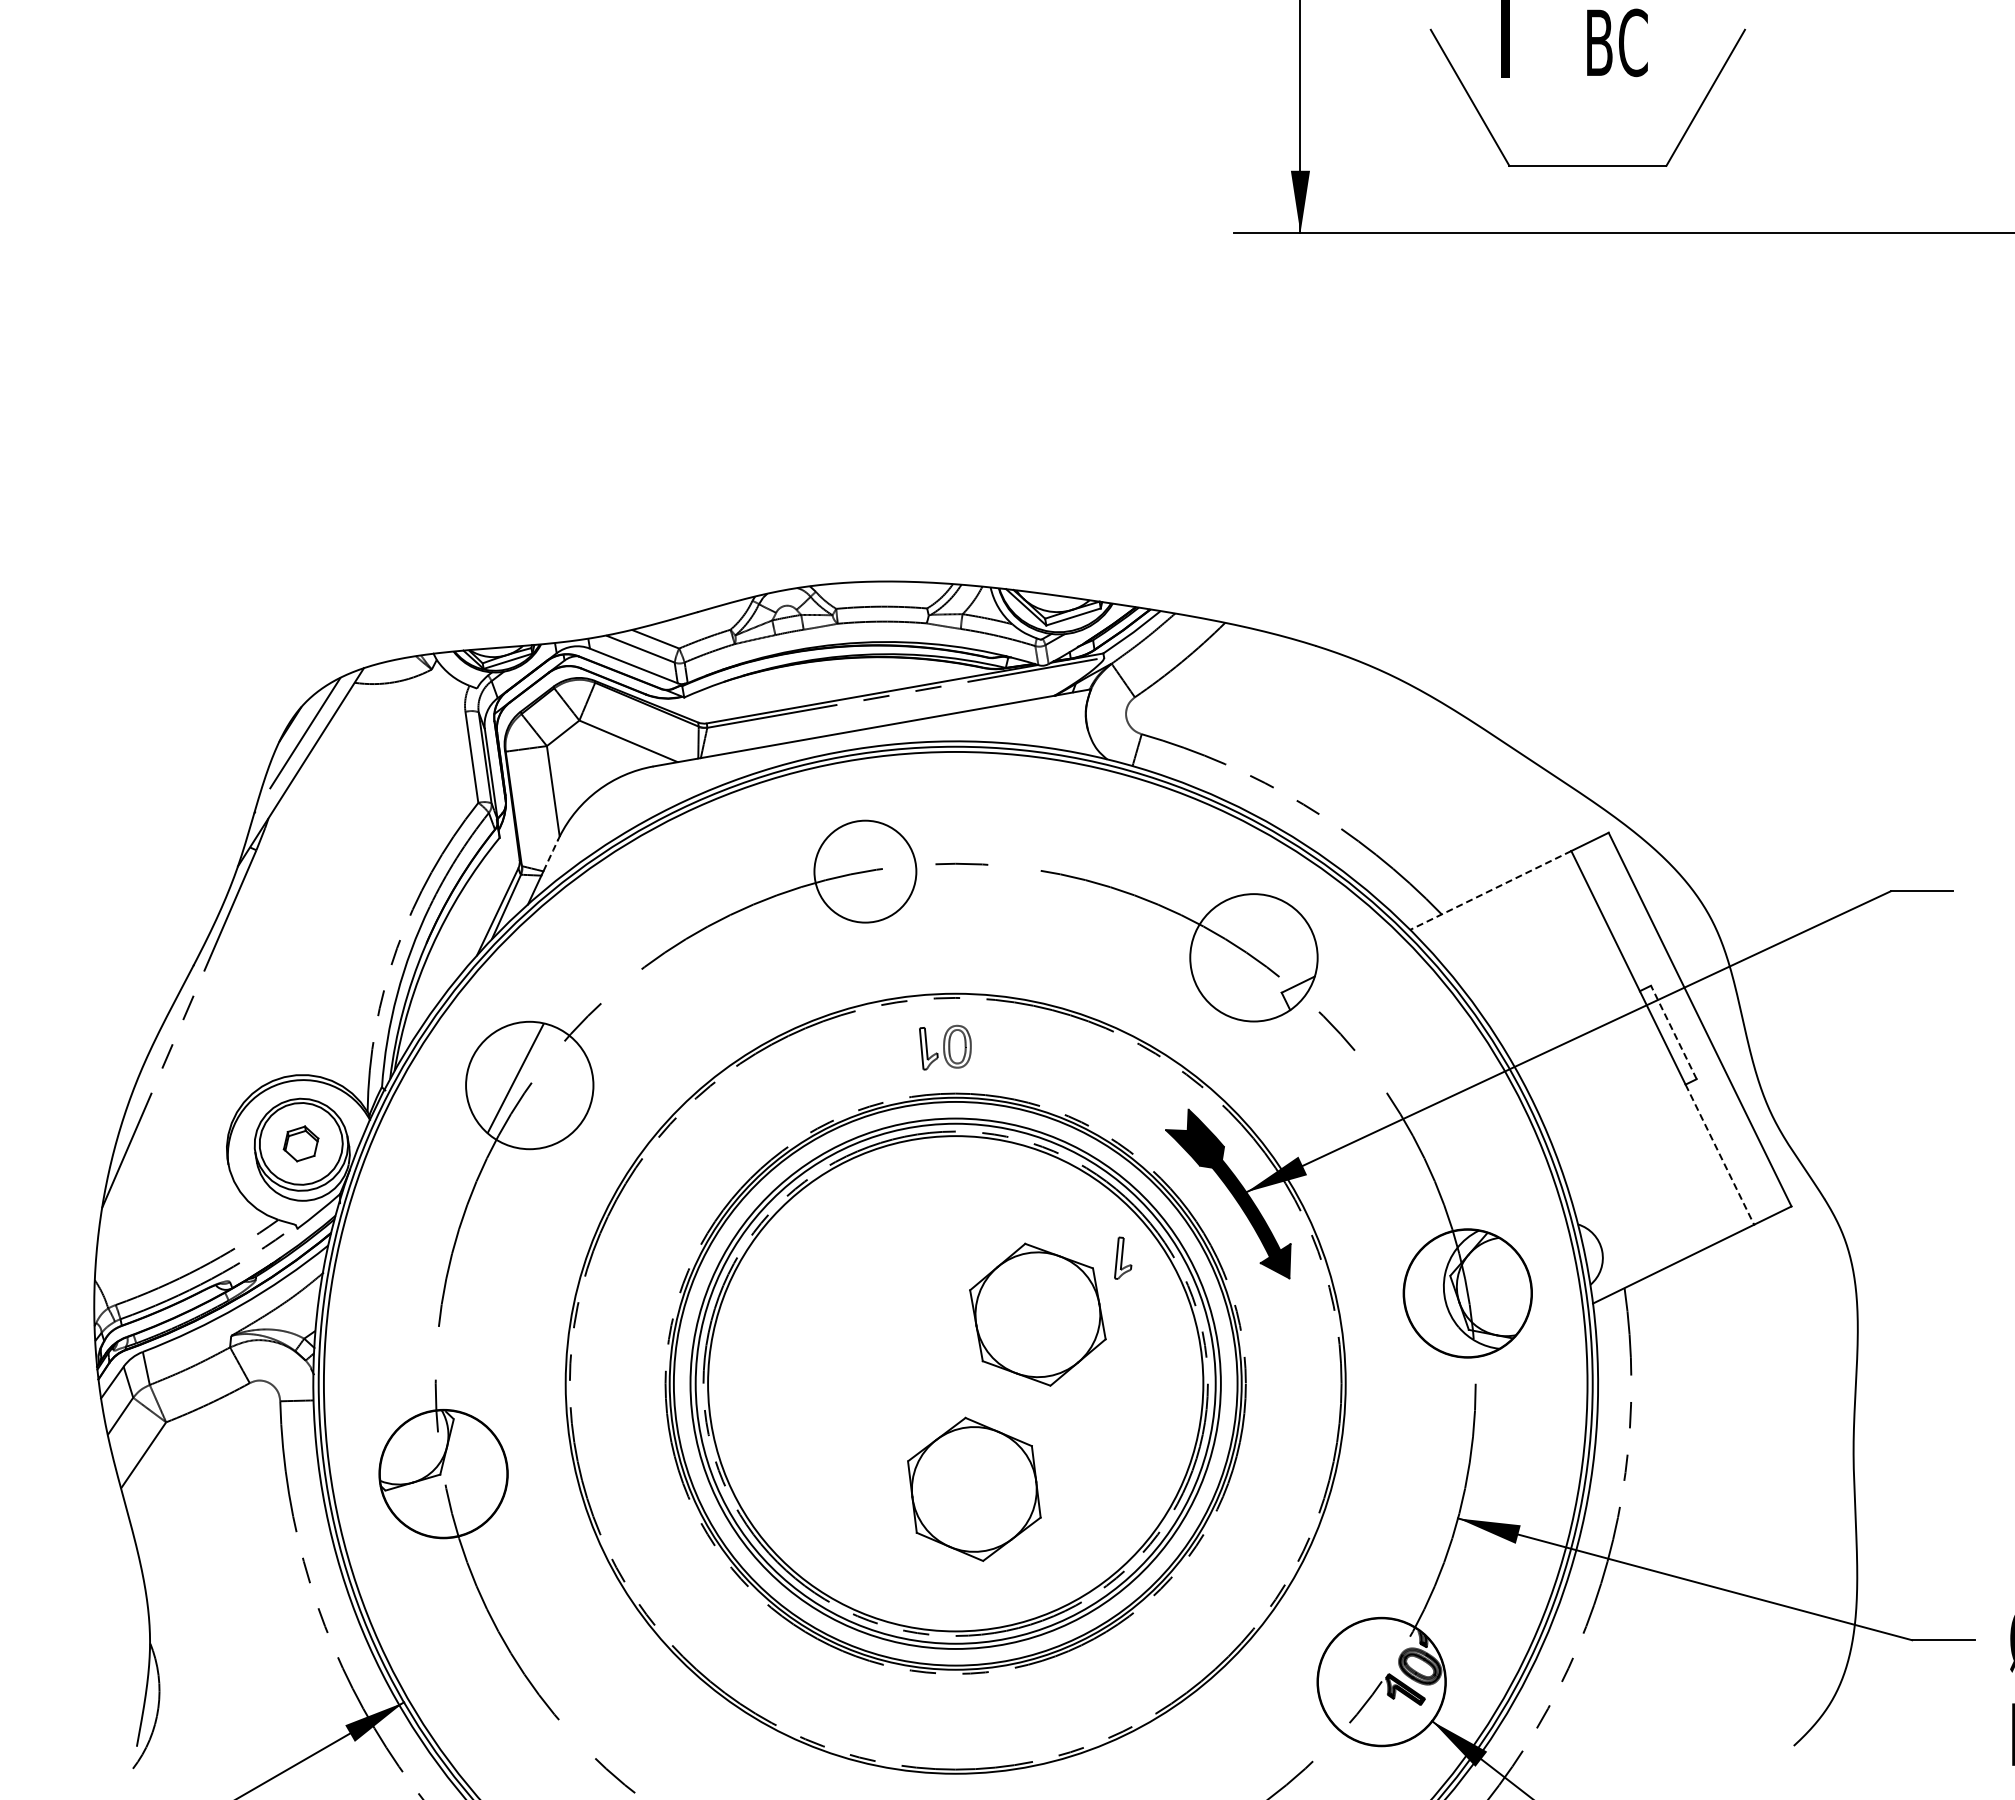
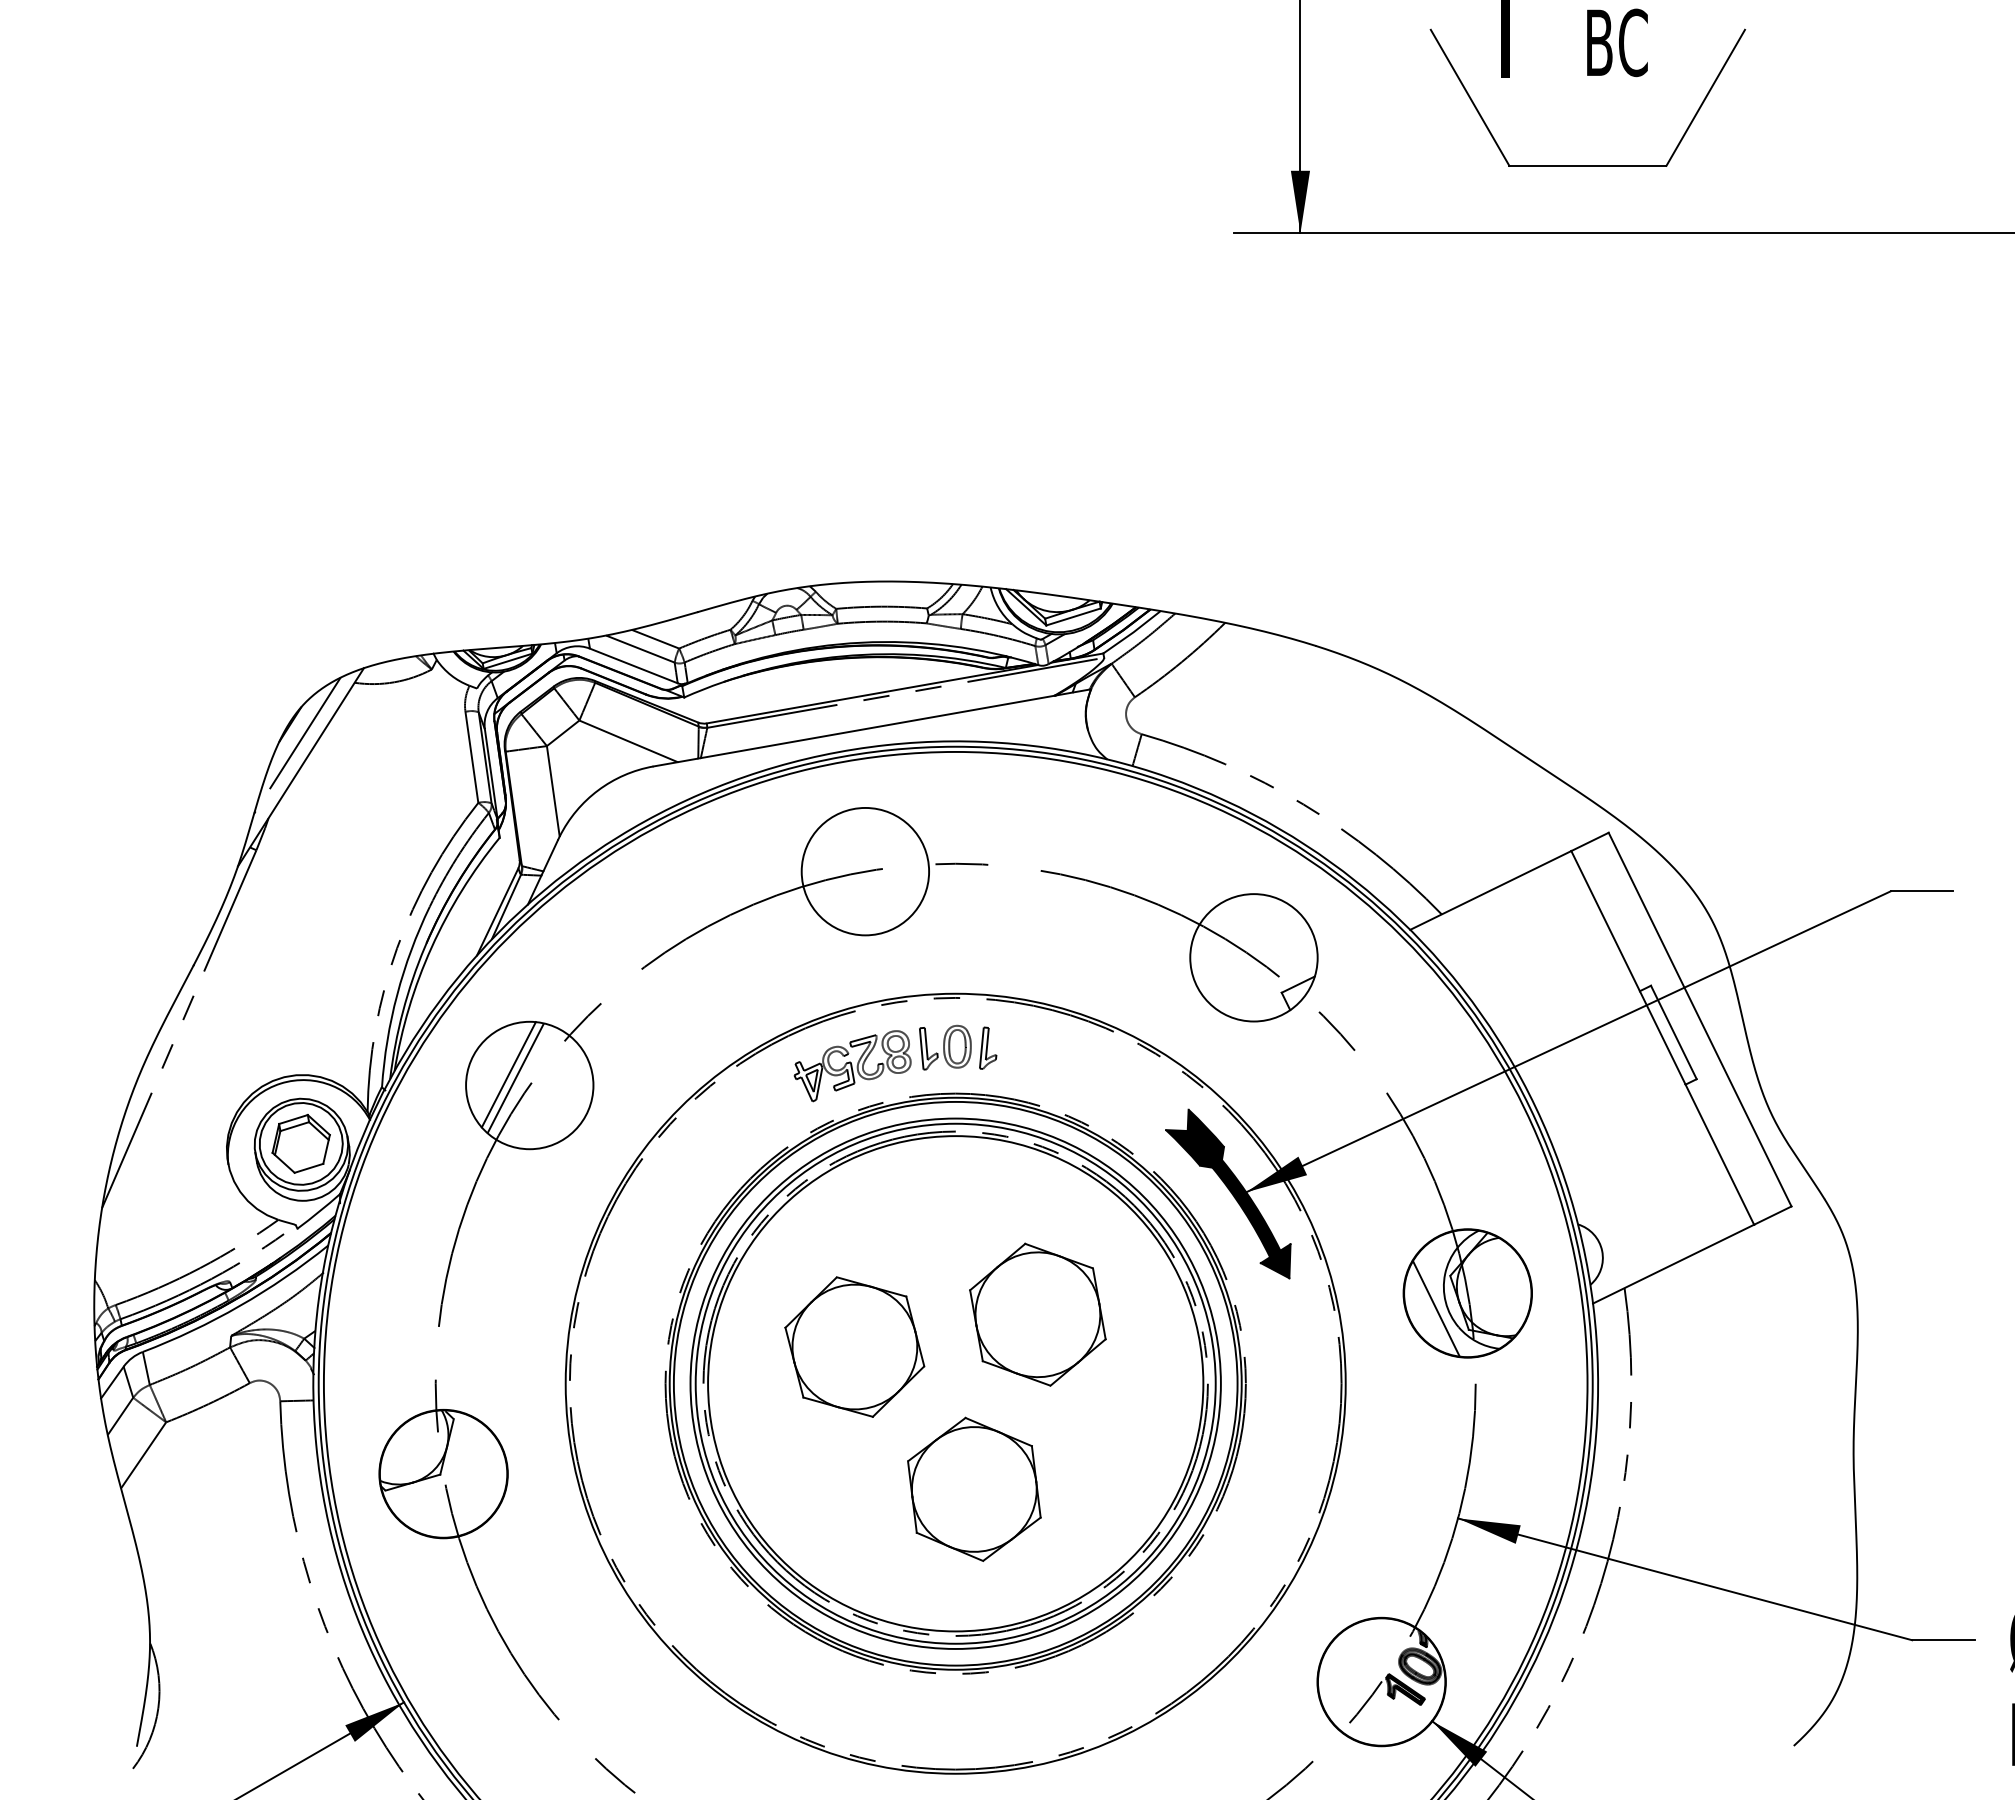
line: dashed -> solid (551, 855)
circle diameter: 102 px -> 127 px (865, 871)
line: dashed -> solid (1490, 890)
line: dashed -> solid (1673, 1032)
part: none -> present (852, 1066)
line: none -> present (508, 1074)
part size: 38x38 px -> 60x60 px (300, 1143)
line: dashed -> solid (1720, 1155)
part position: (1123, 1257) -> (988, 1047) (988, 1047)
line: none -> present (1435, 1308)
part: none -> present (854, 1346)
